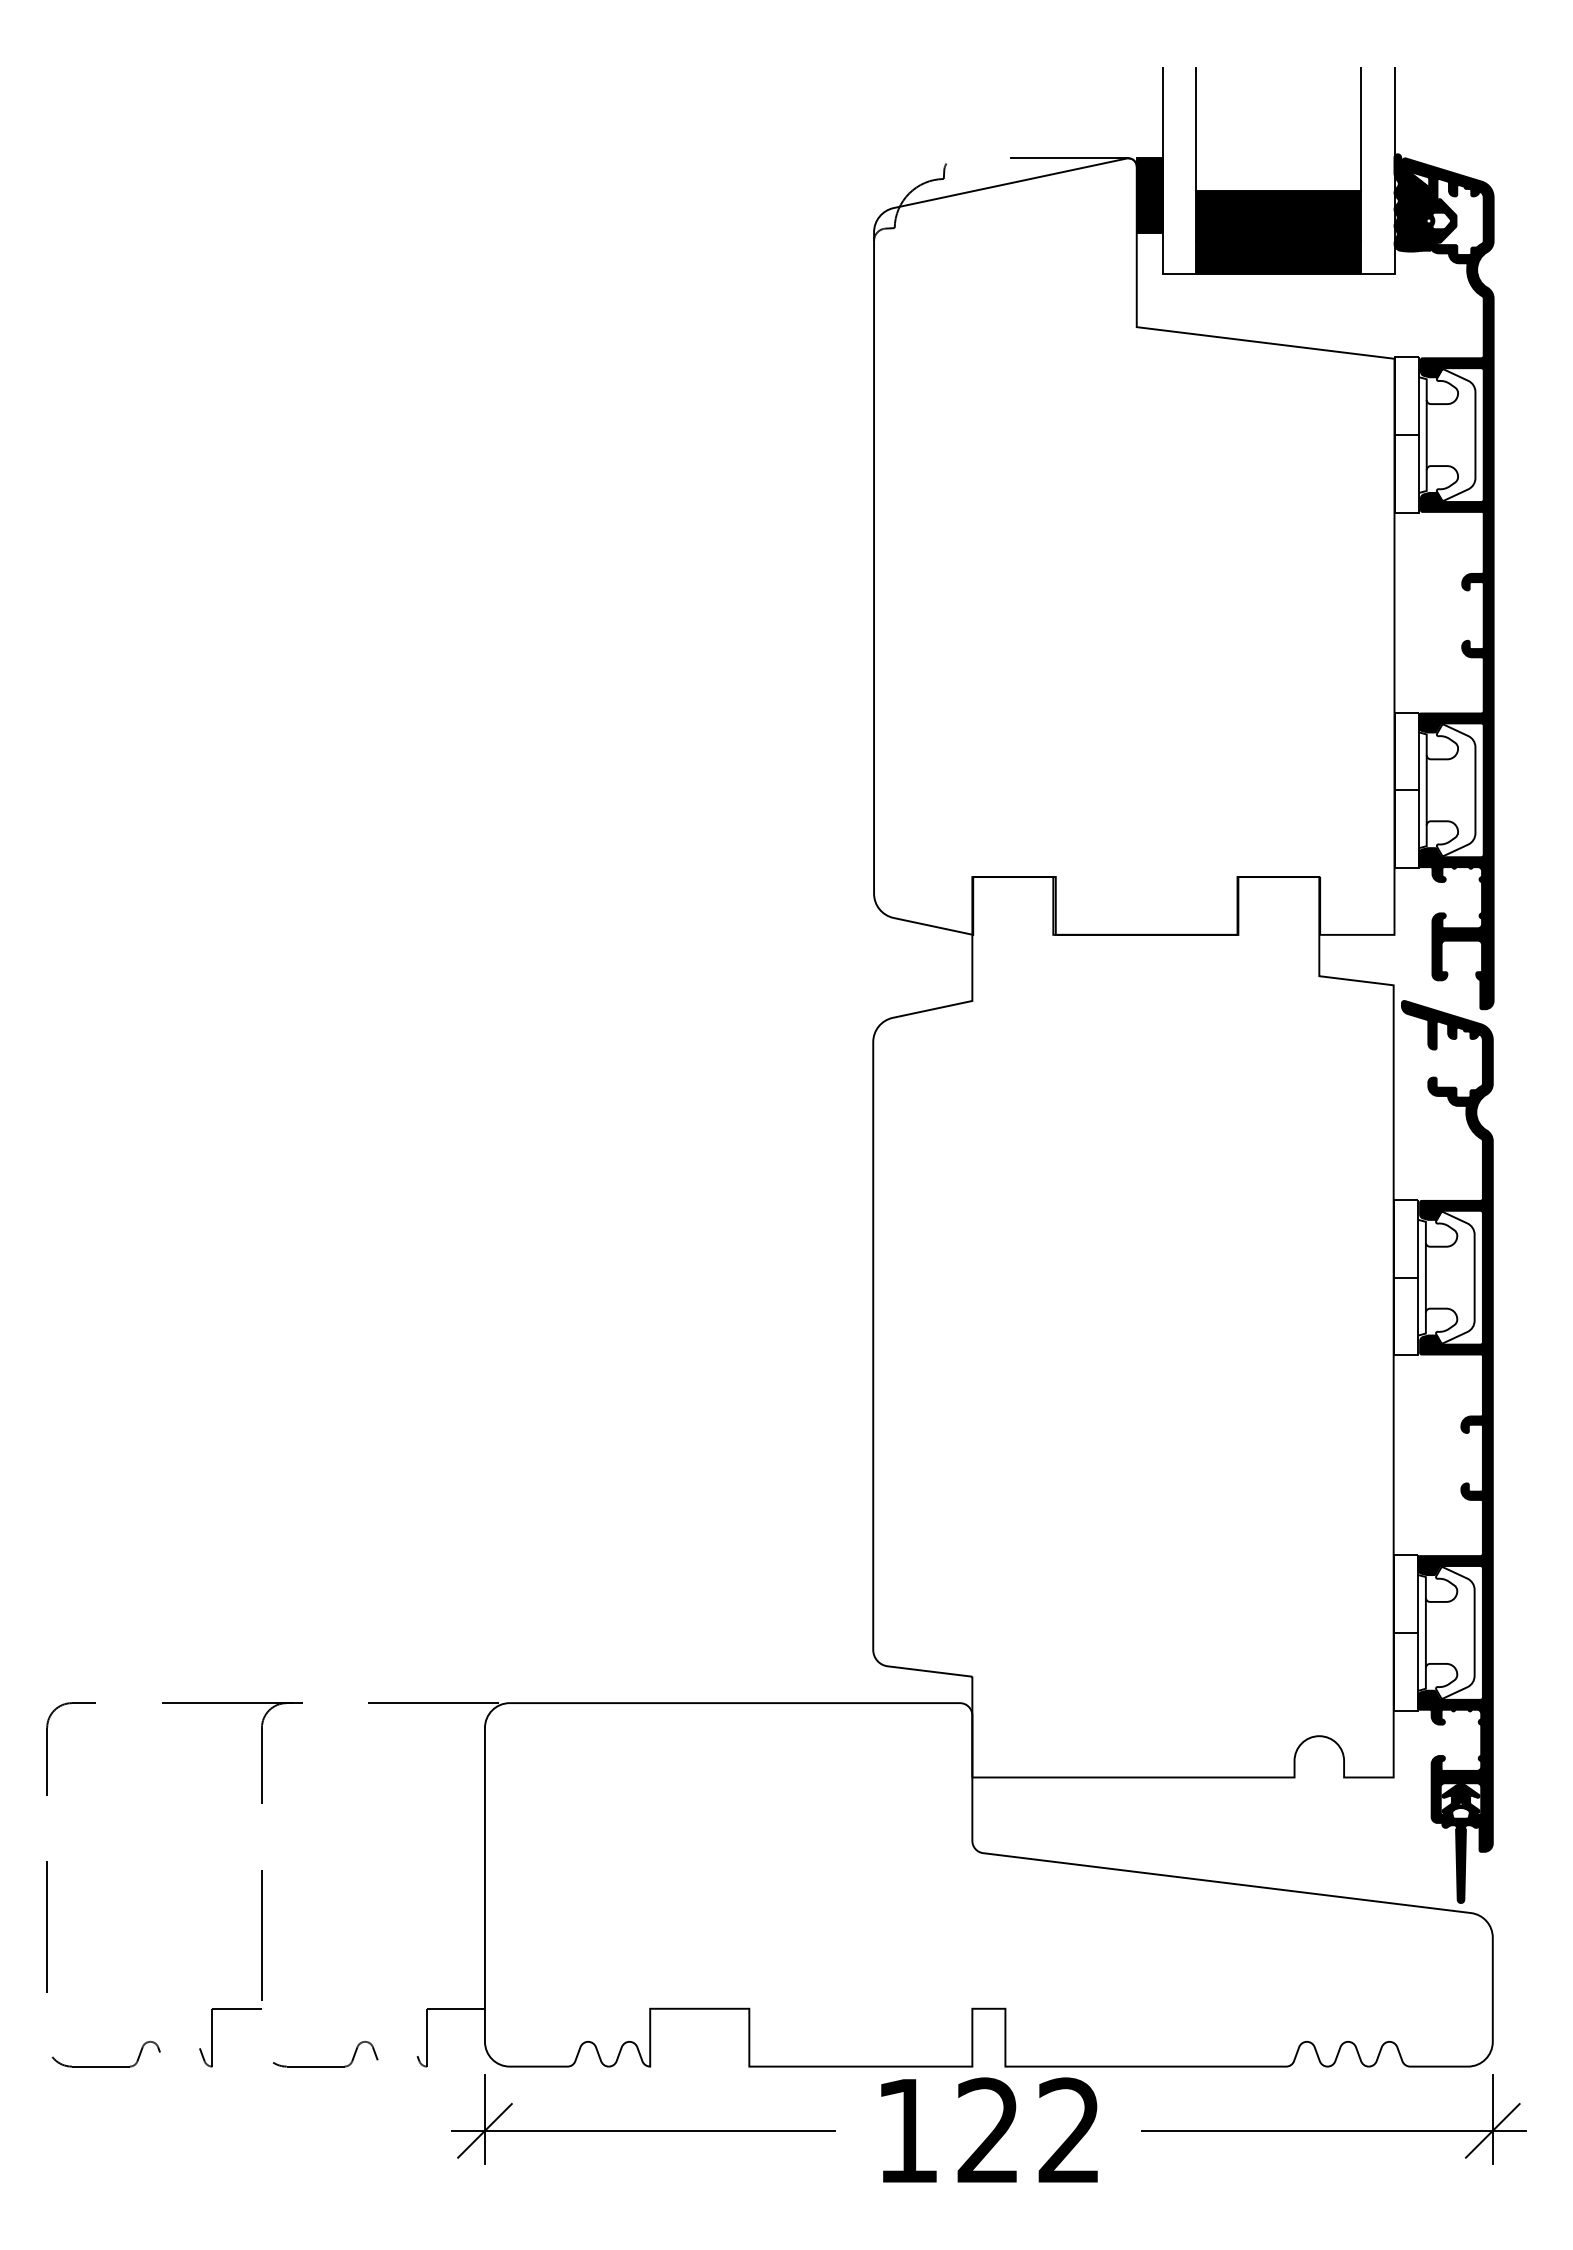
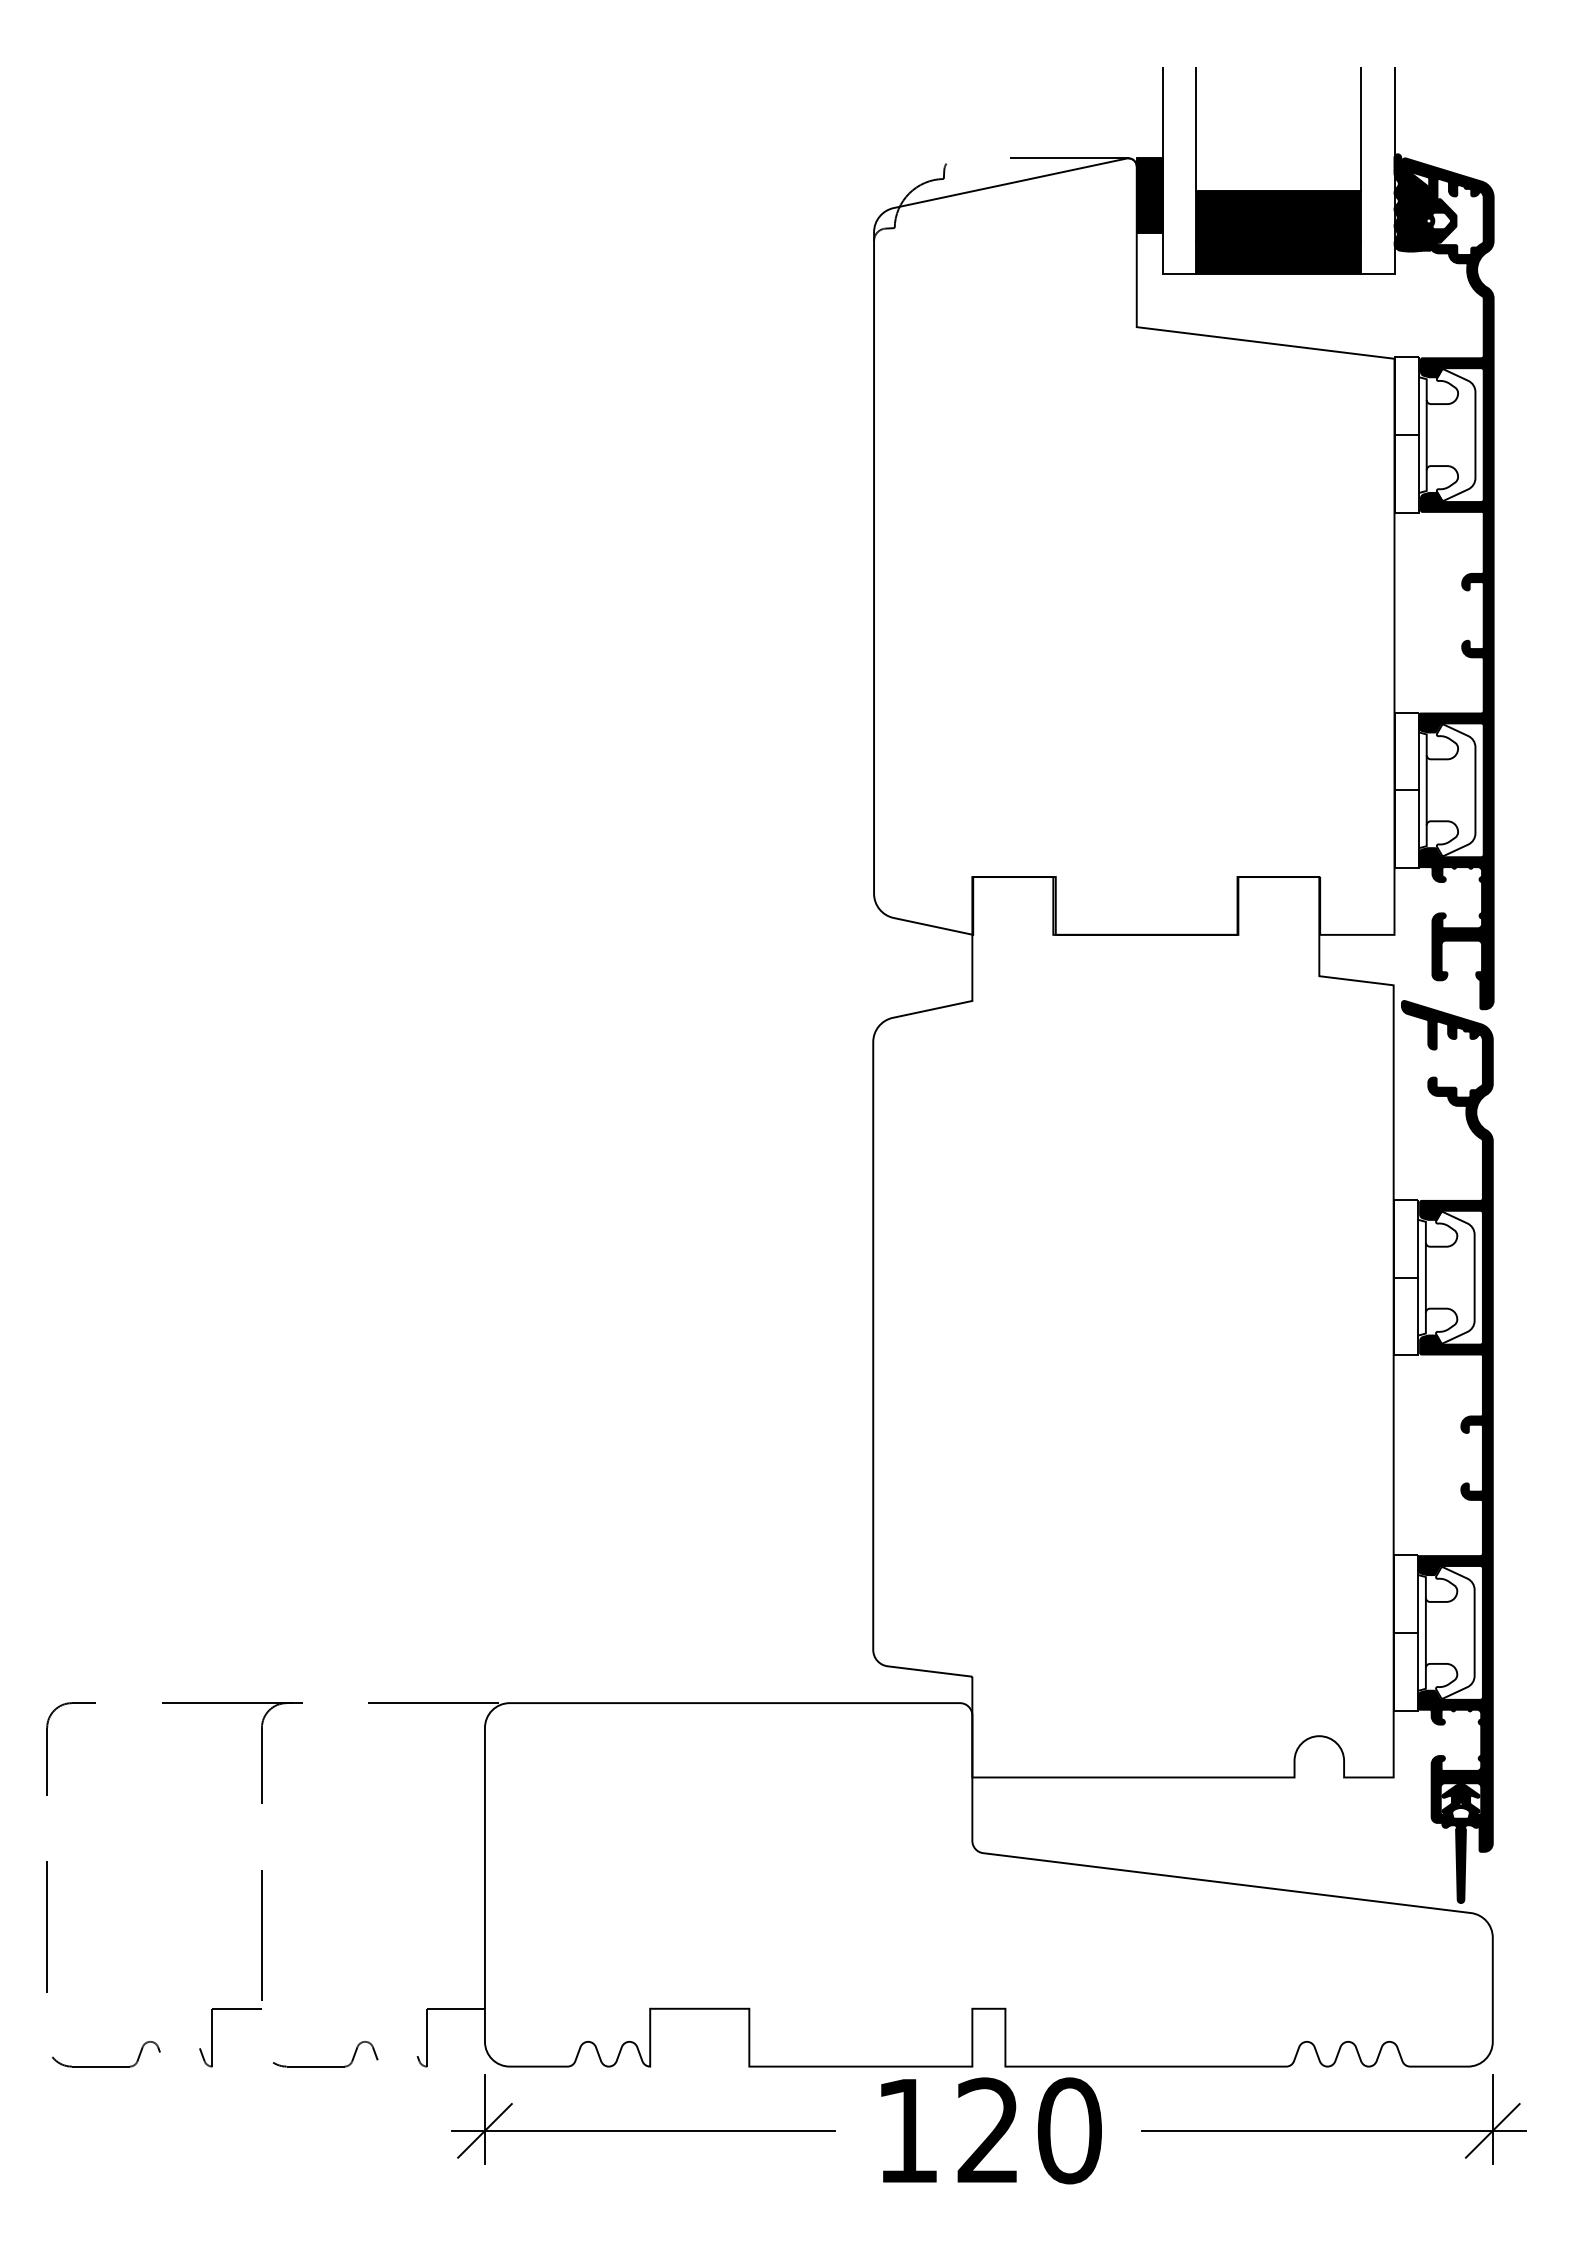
text: 122 -> 120 (1069, 2130)
